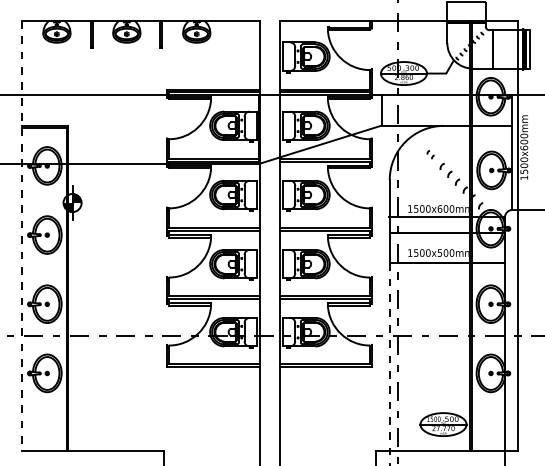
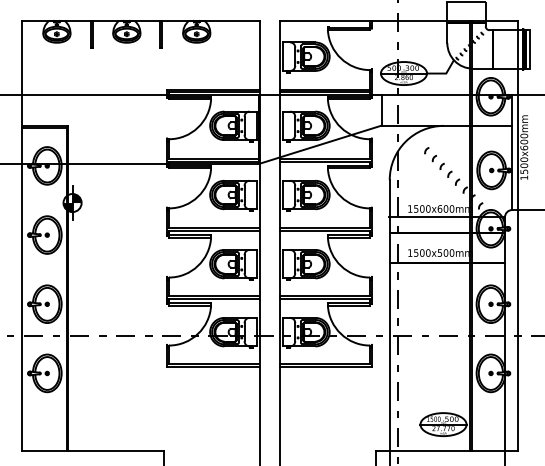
part size: 9x11 px -> 14x16 px (430, 154)
line: dashed -> solid (22, 236)
line: dashed -> solid (389, 364)
